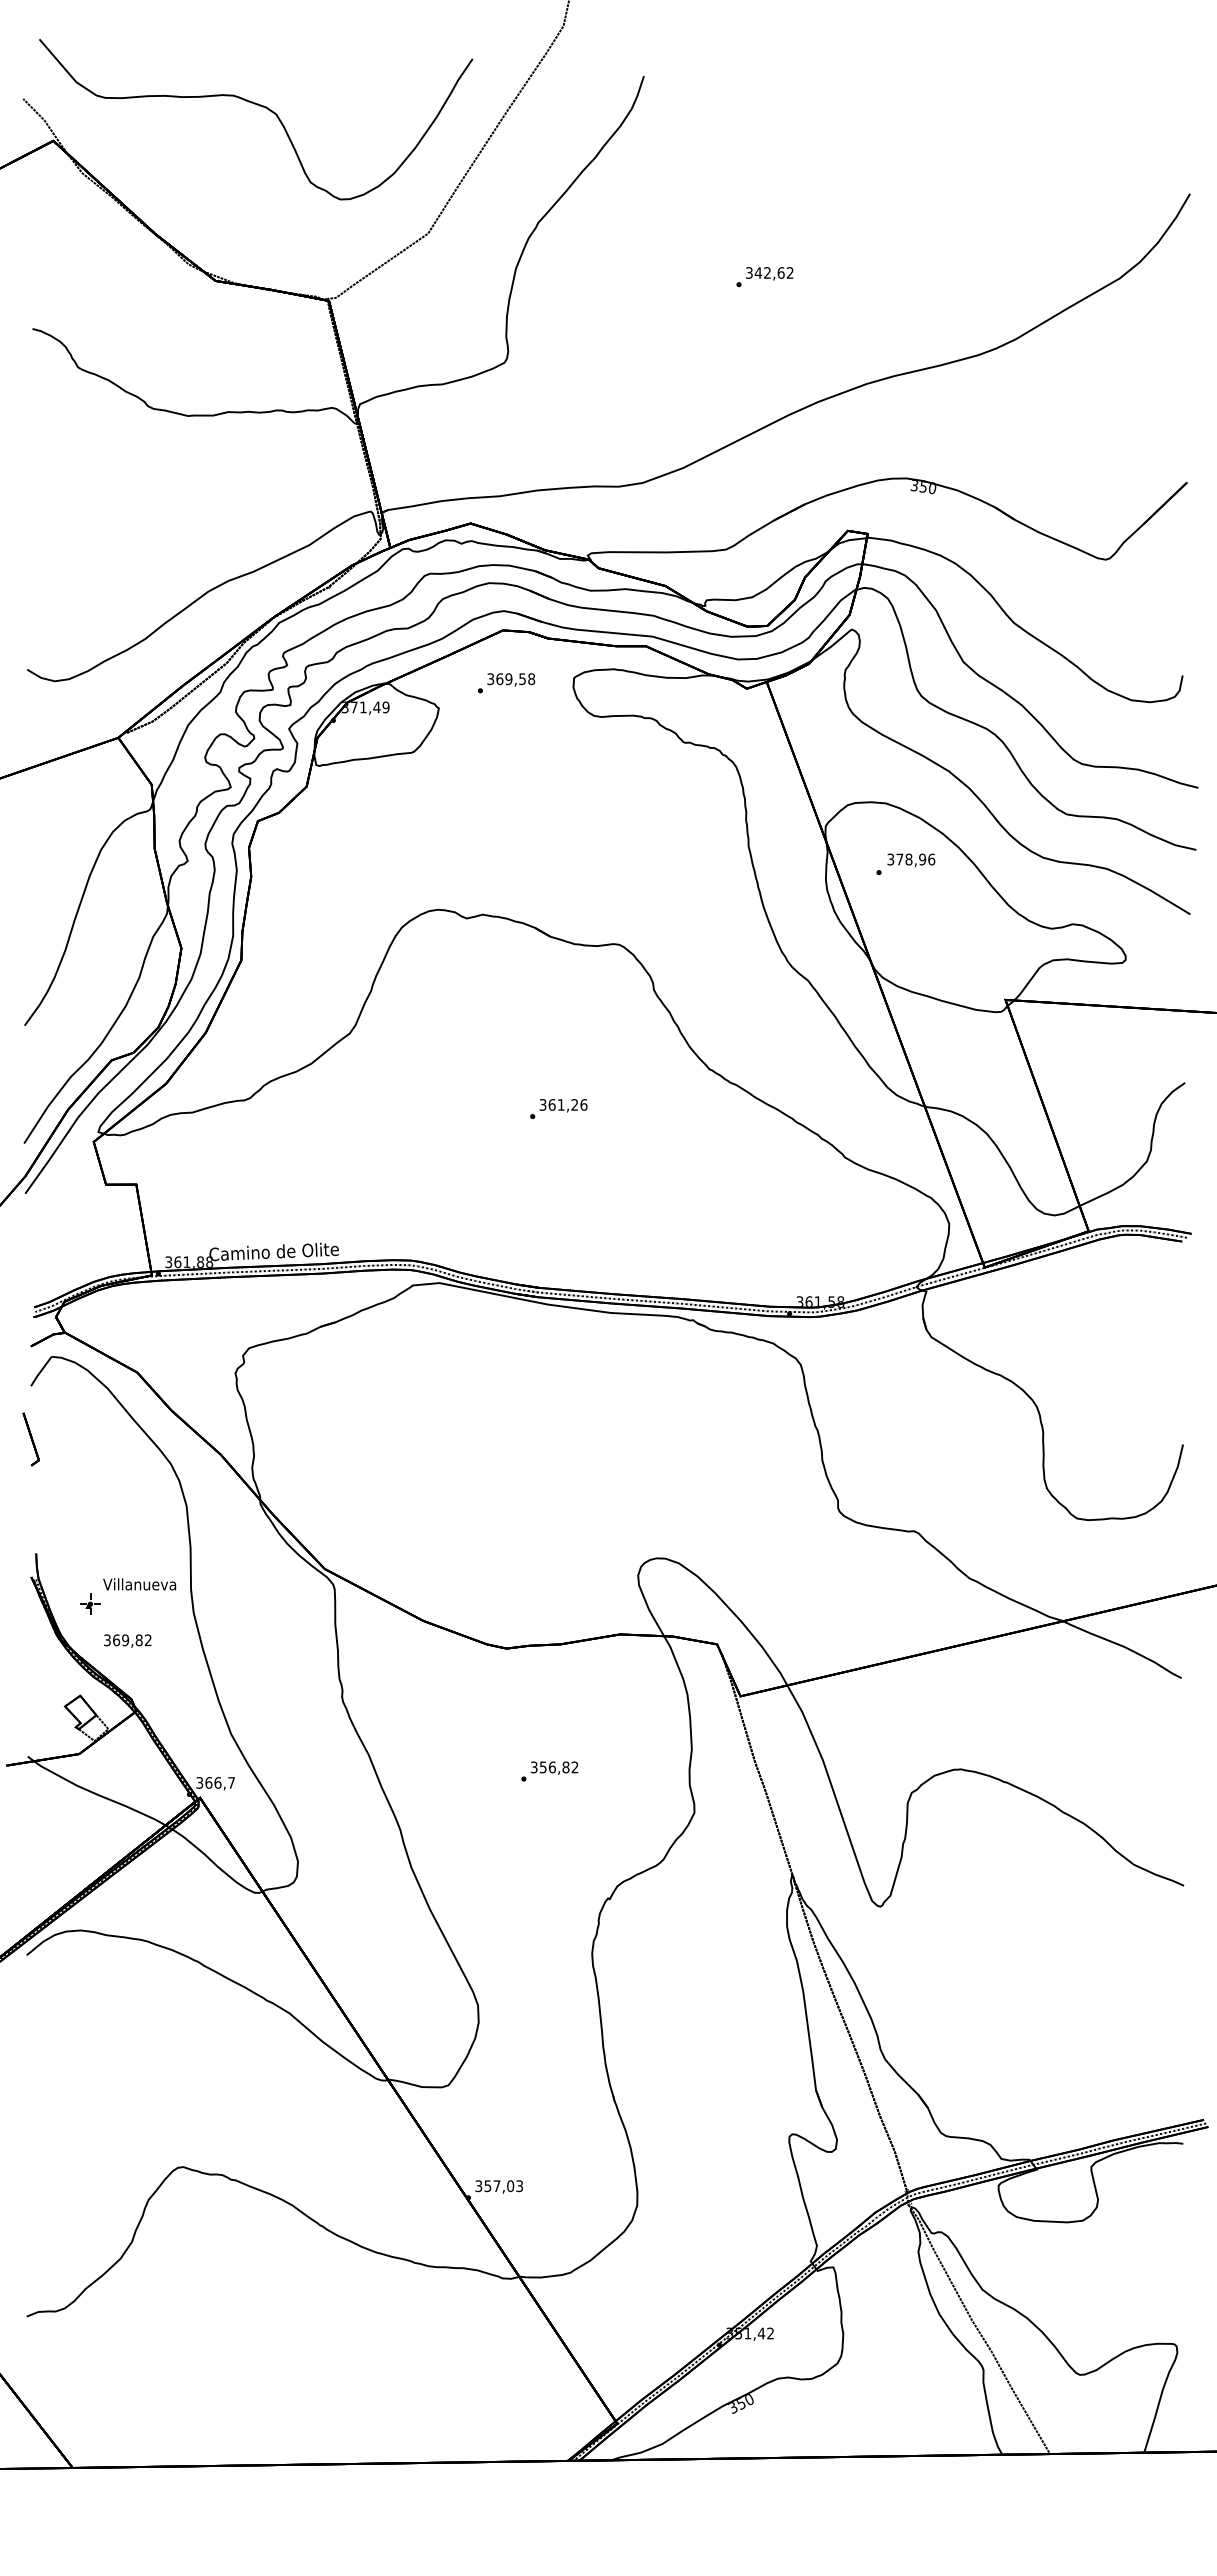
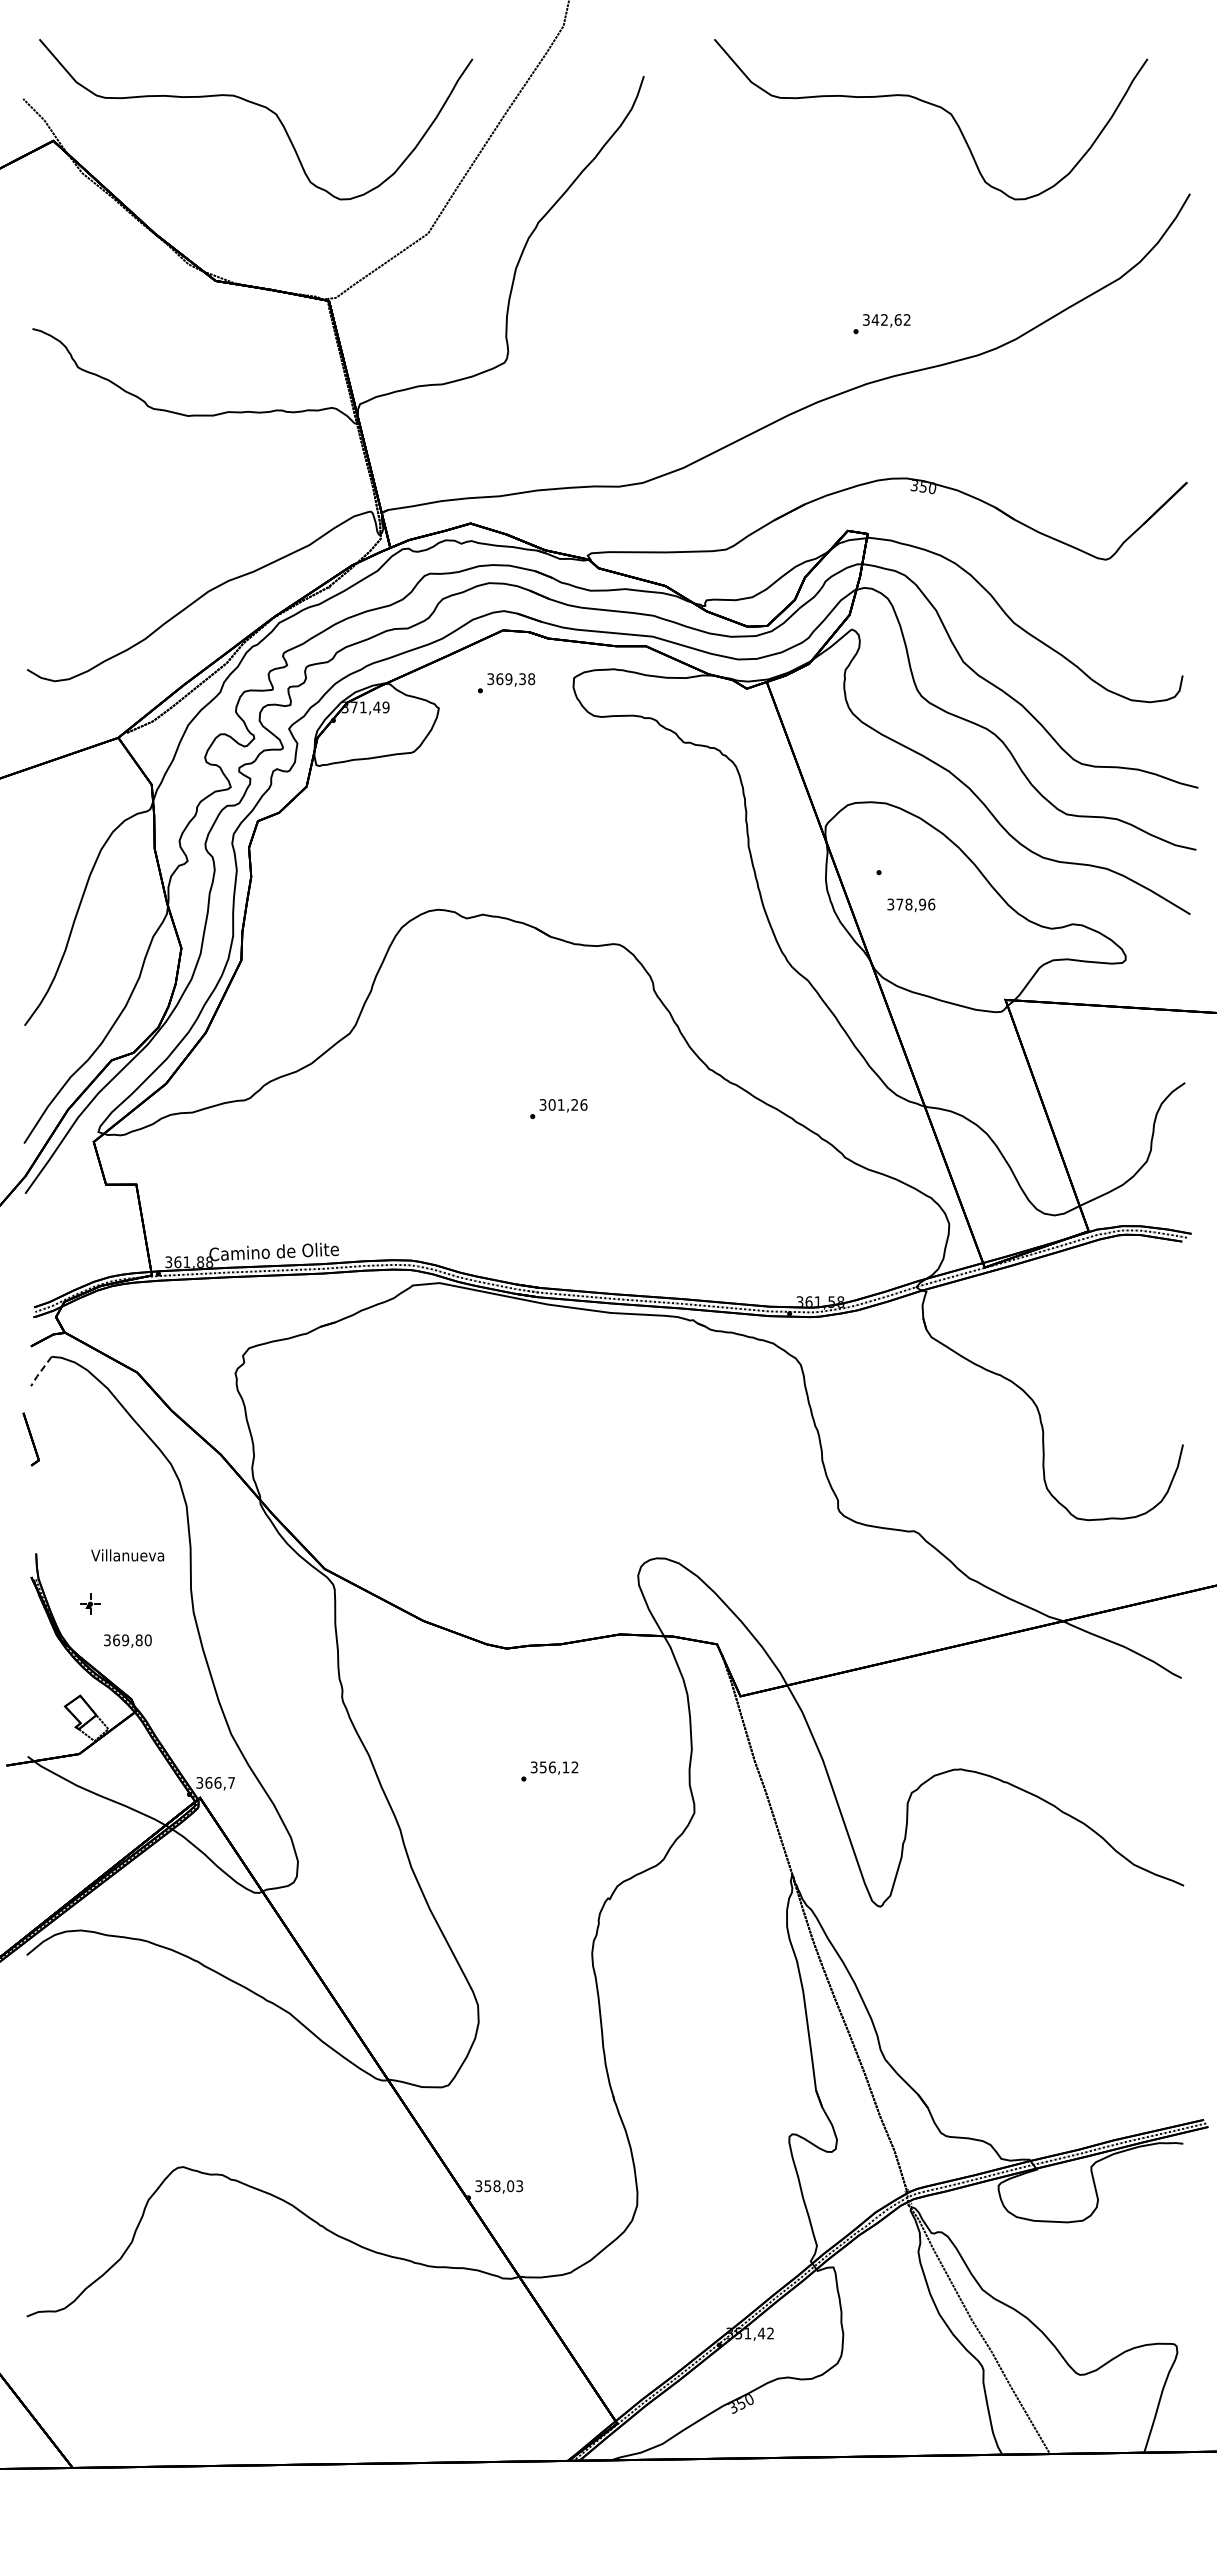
curve: none -> present (934, 106)
text position: (764, 277) -> (881, 324) (881, 324)
text: 369,58 -> 369,38 (522, 678)
text position: (911, 859) -> (911, 904) (911, 904)
text: 361,26 -> 301,26 (551, 1104)
line: solid -> dashed (40, 1371)
text position: (139, 1584) -> (127, 1555) (127, 1555)
text: 369,82 -> 369,80 (147, 1640)
text: 356,82 -> 356,12 (565, 1767)
text: 357,03 -> 358,03 (496, 2186)
